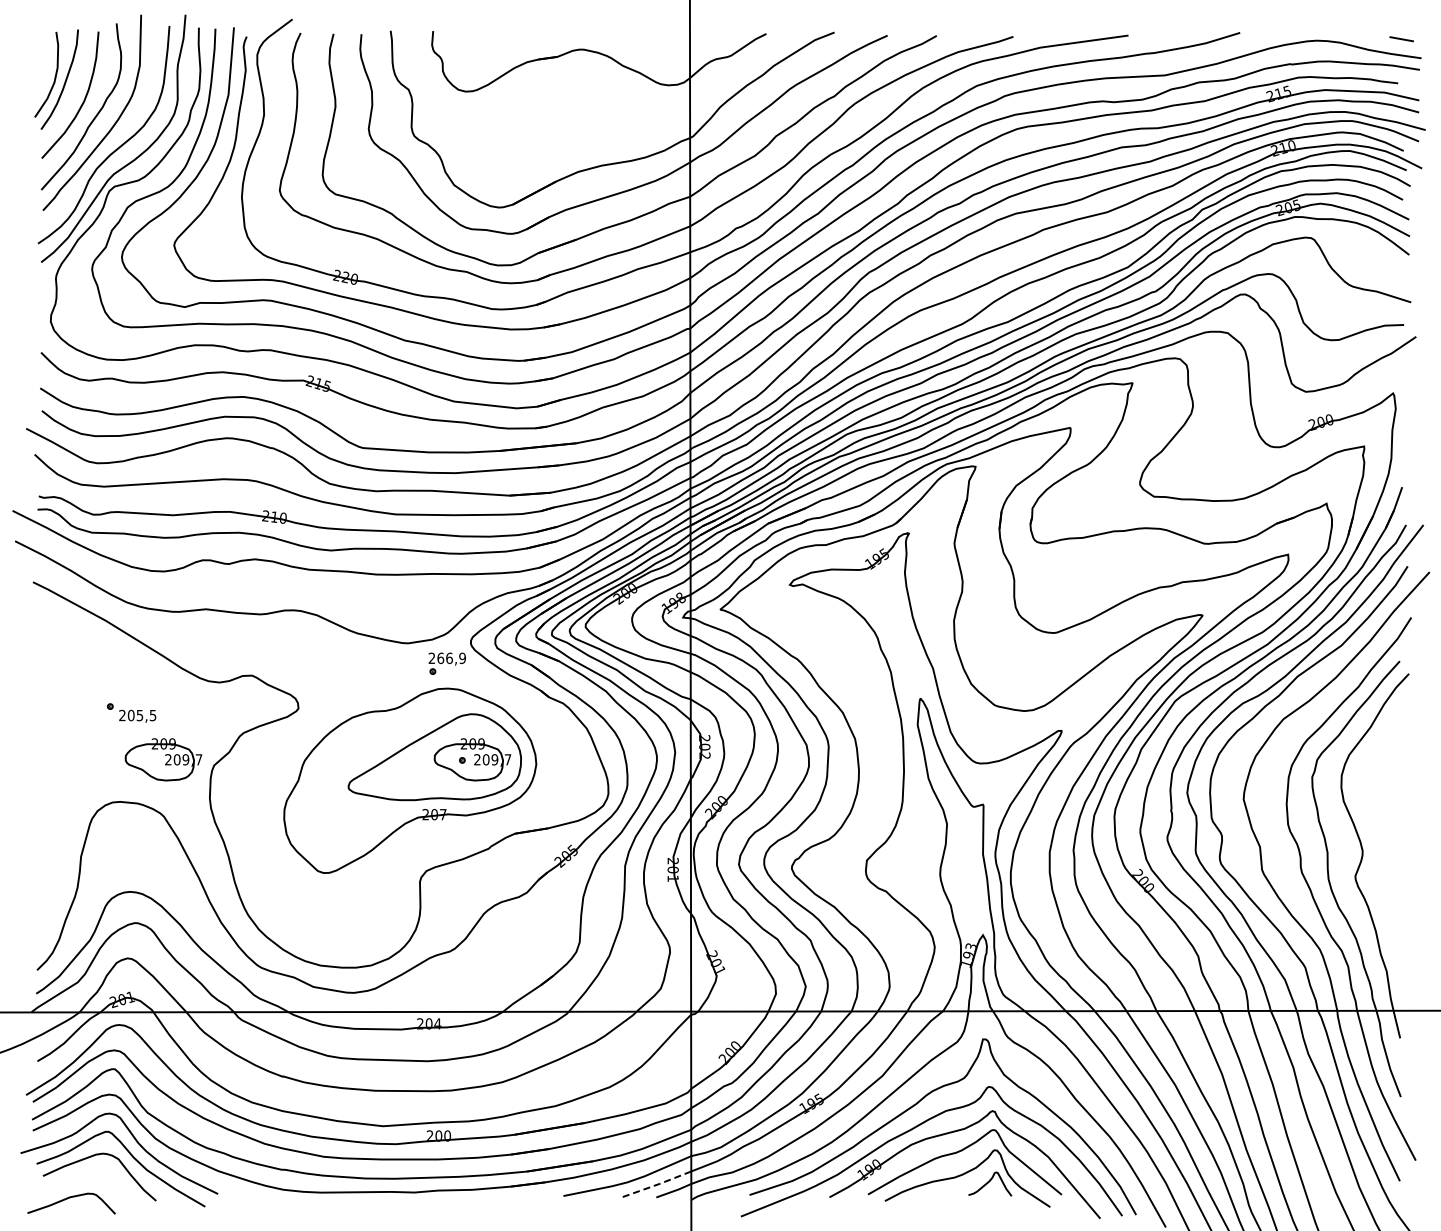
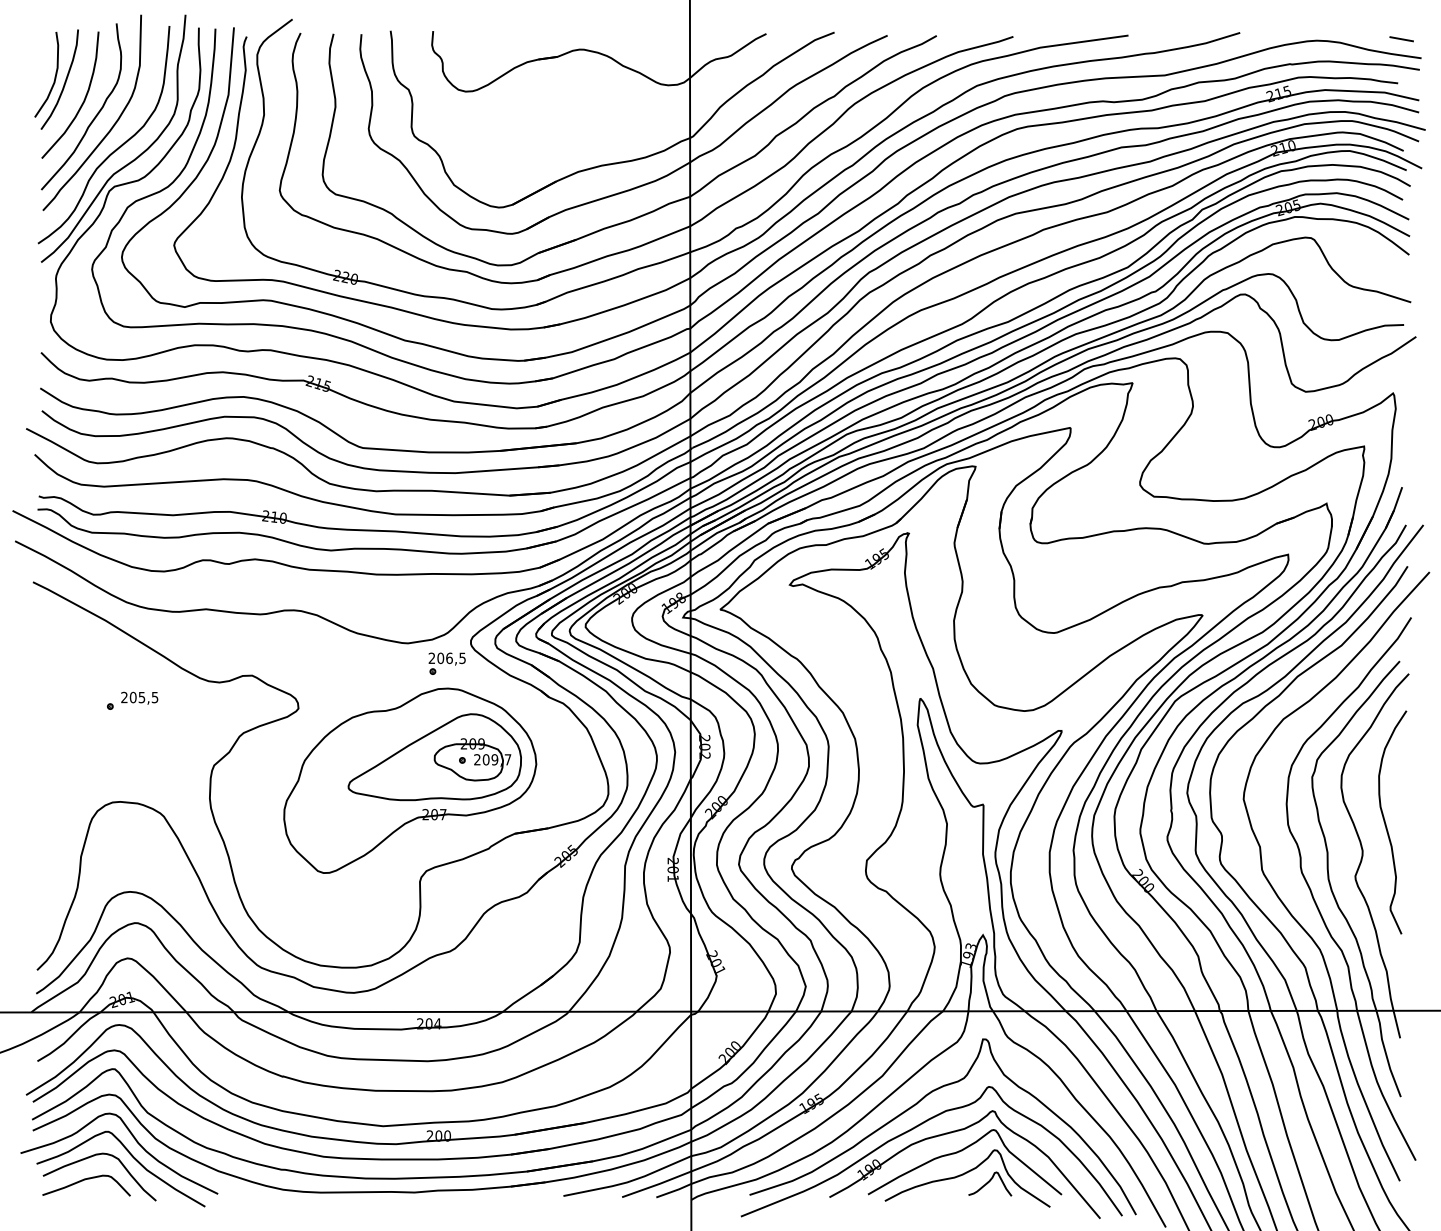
text: 266,9 -> 206,5 (451, 657)
text position: (137, 715) -> (139, 697) (139, 697)
part: present -> none (163, 759)
curve: none -> present (1386, 823)
line: dashed -> solid (657, 1184)
curve position: (70, 1198) -> (85, 1180) (85, 1180)
